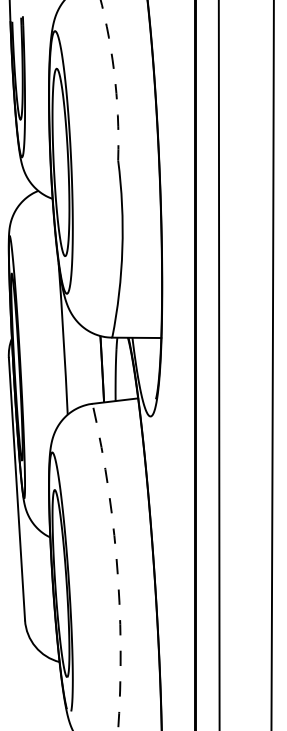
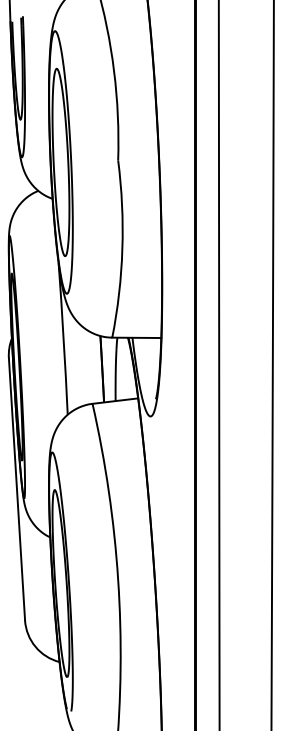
arc: dashed -> solid (114, 78)
arc: dashed -> solid (117, 566)
